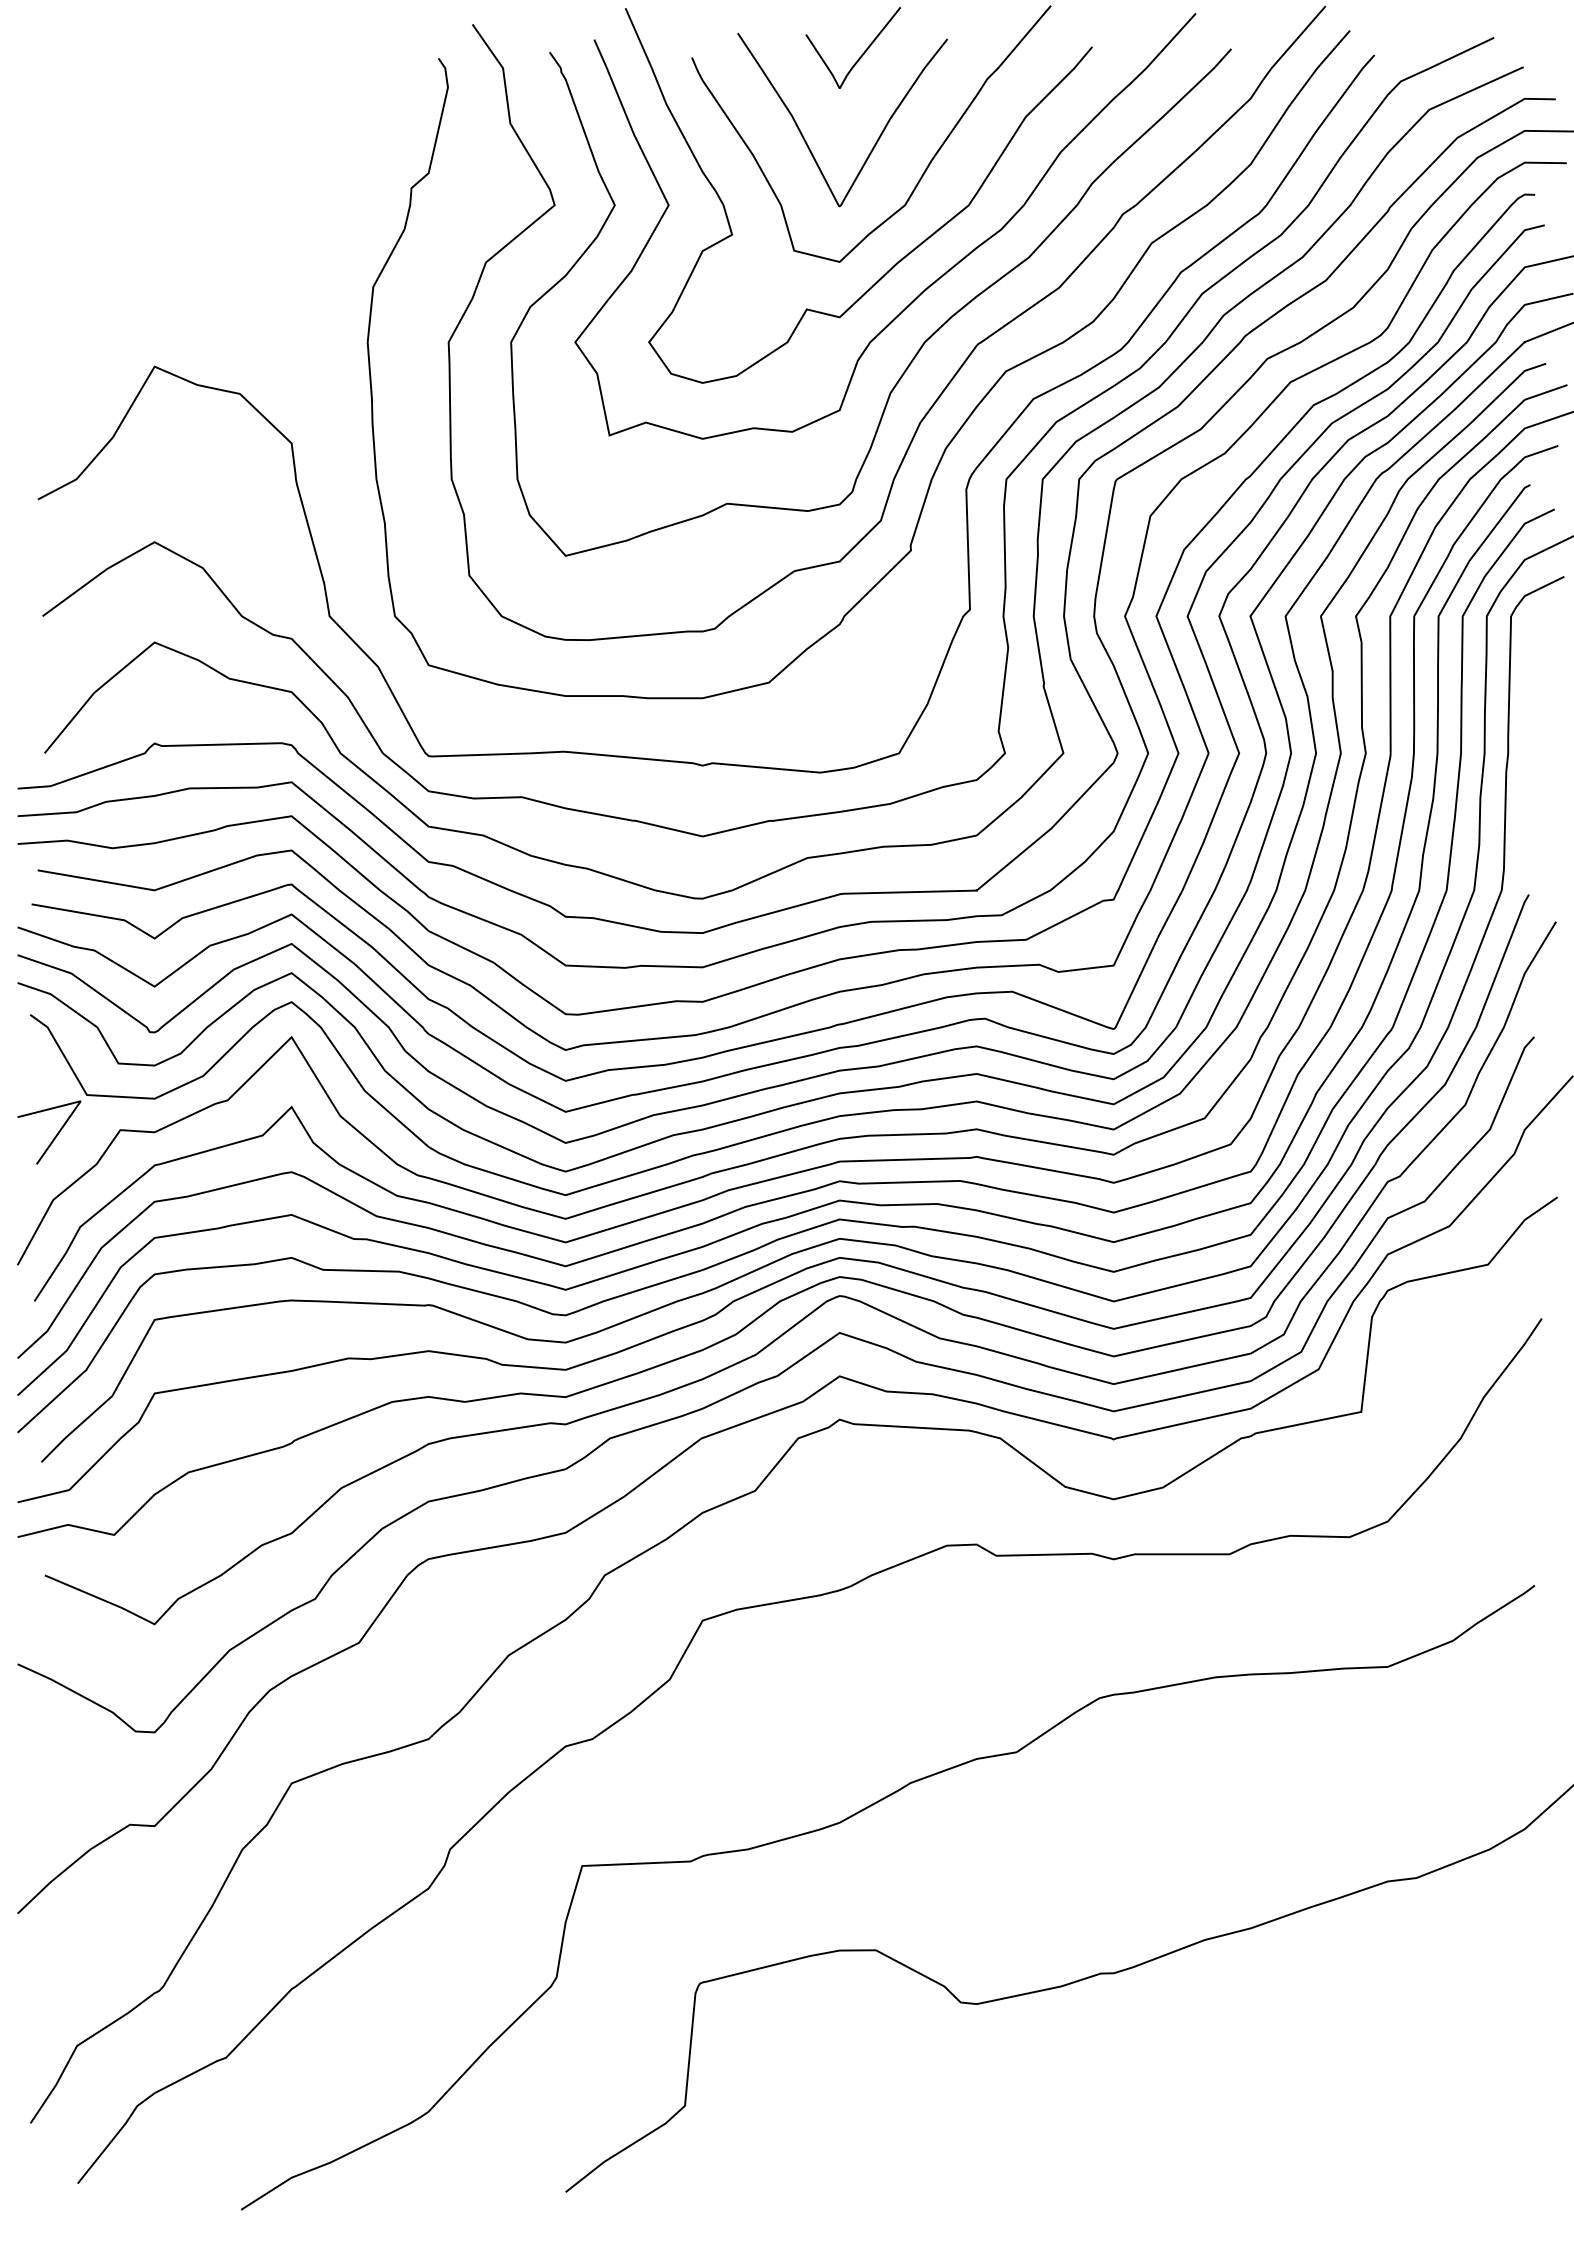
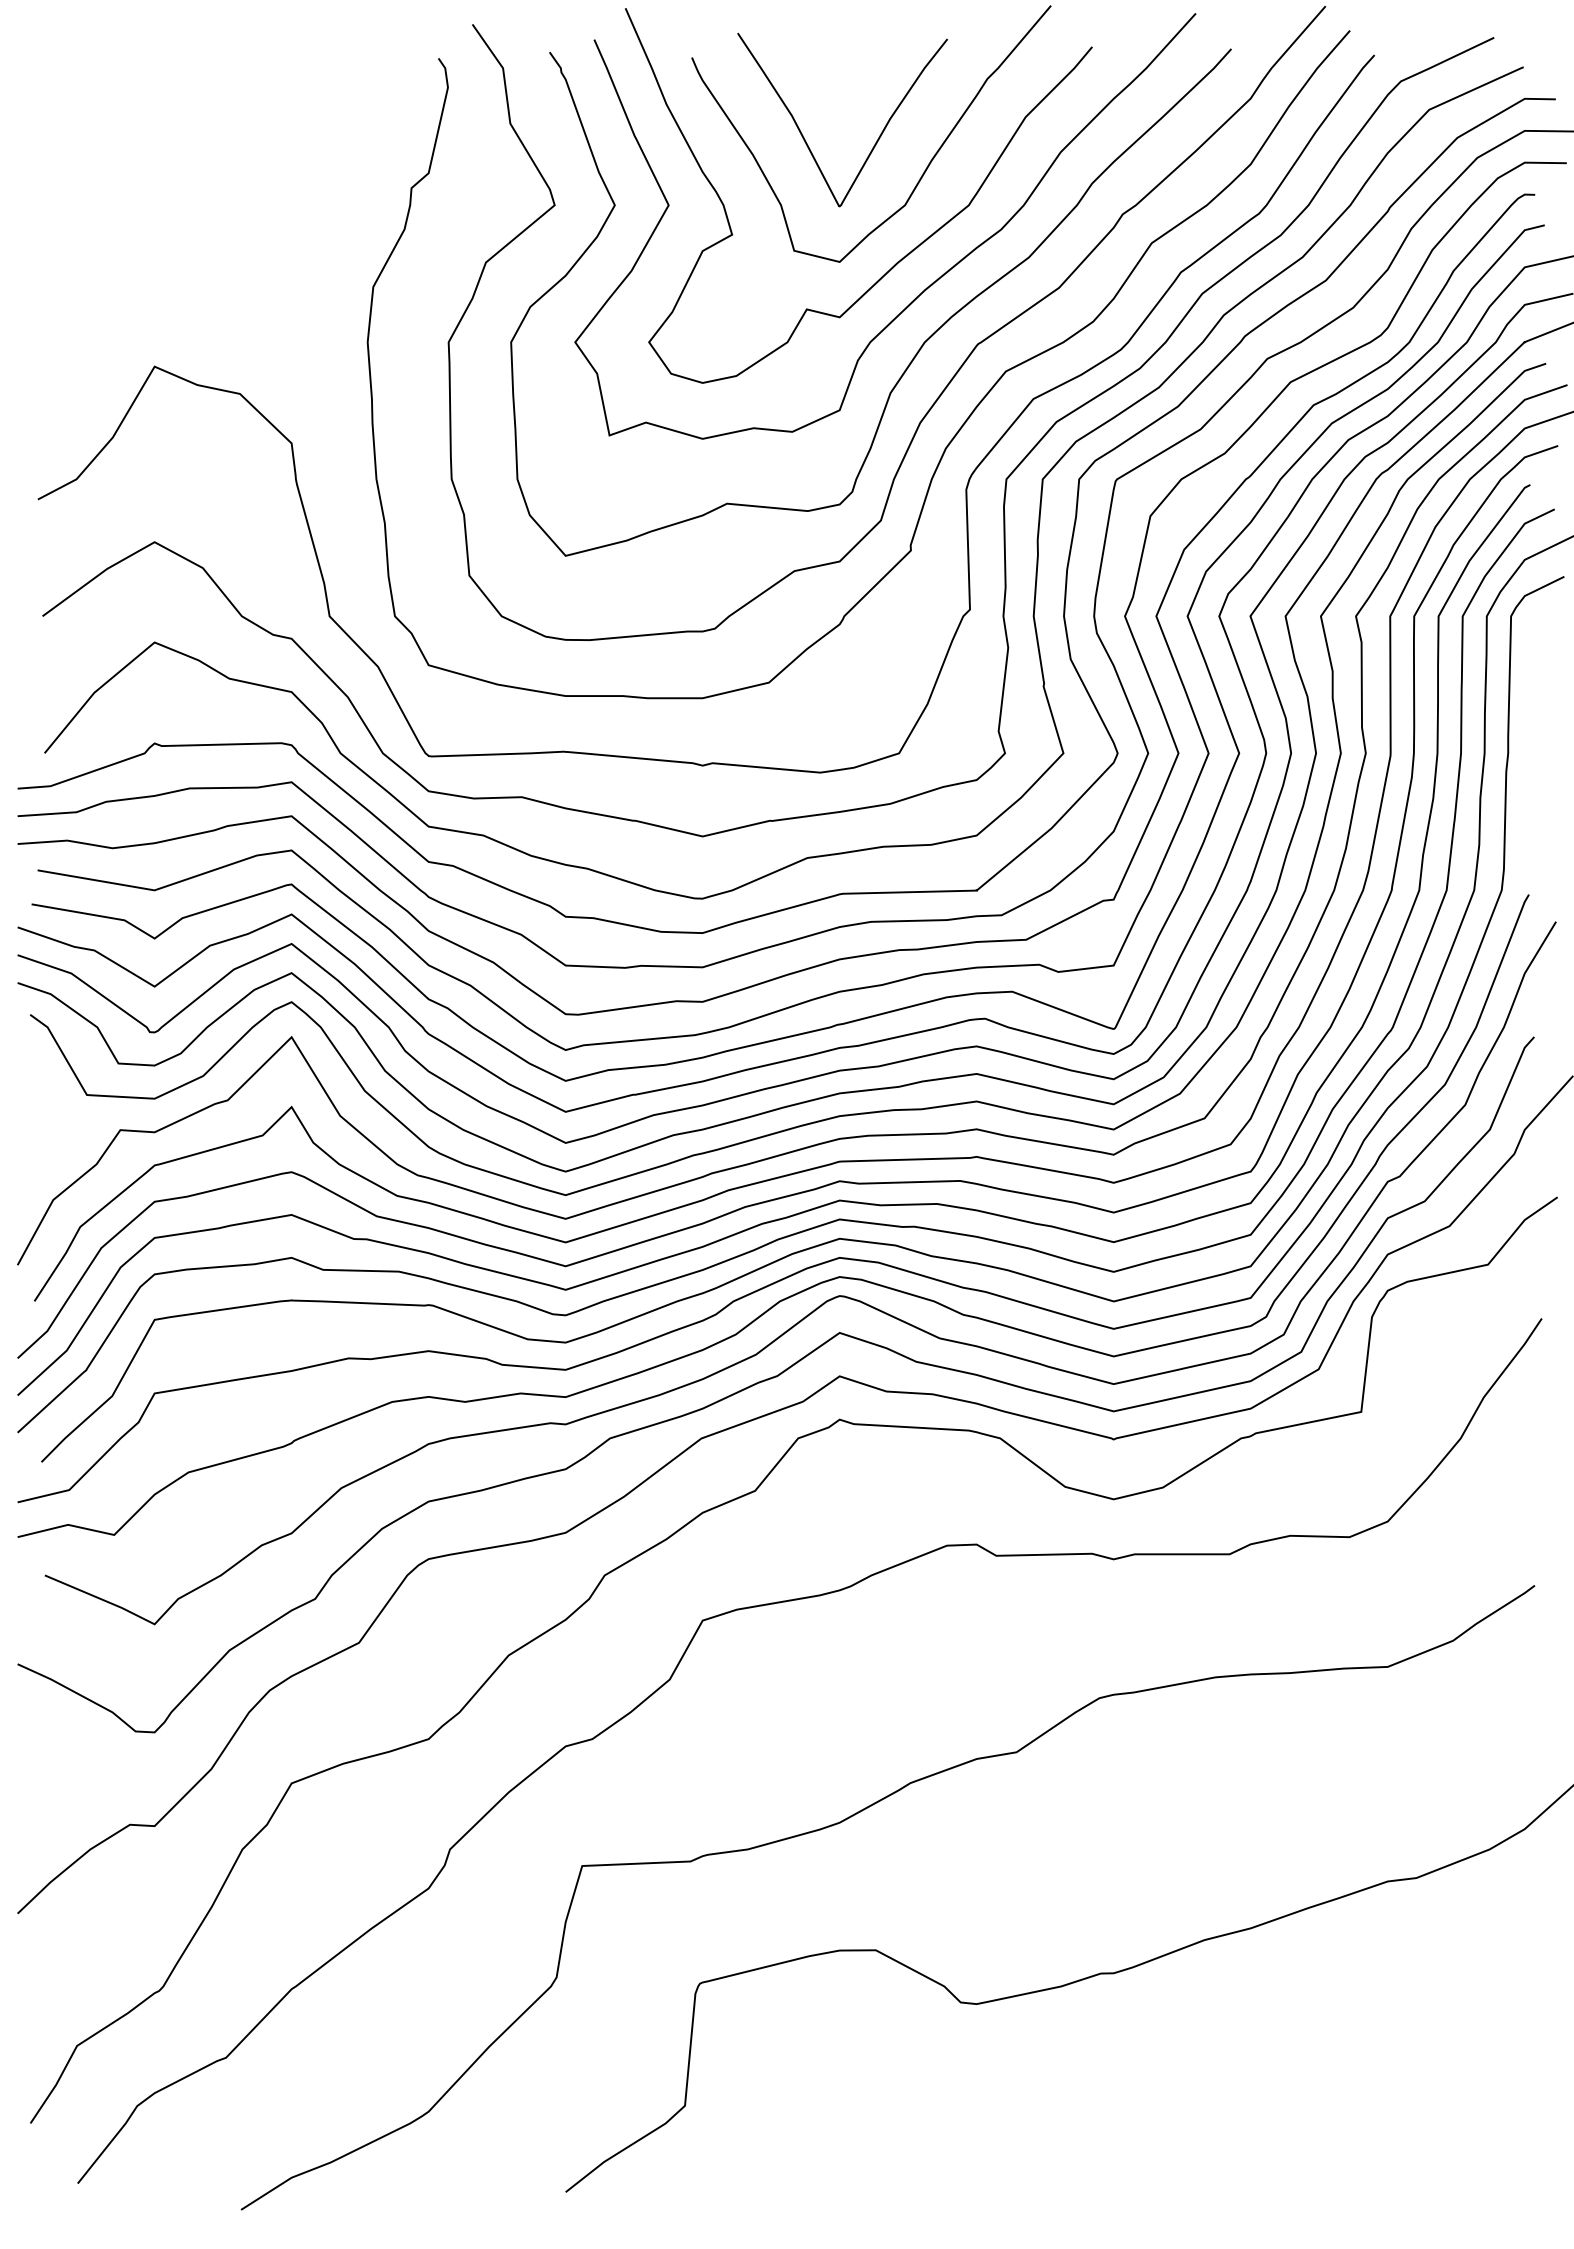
curve: present -> none (861, 54)
line: present -> none (55, 1135)
